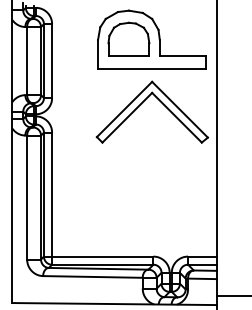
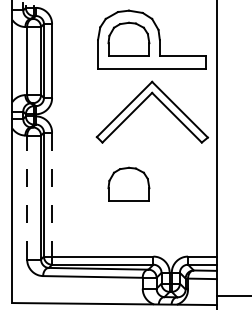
part: none -> present (128, 183)
line: solid -> dashed (52, 194)
line: solid -> dashed (27, 197)
